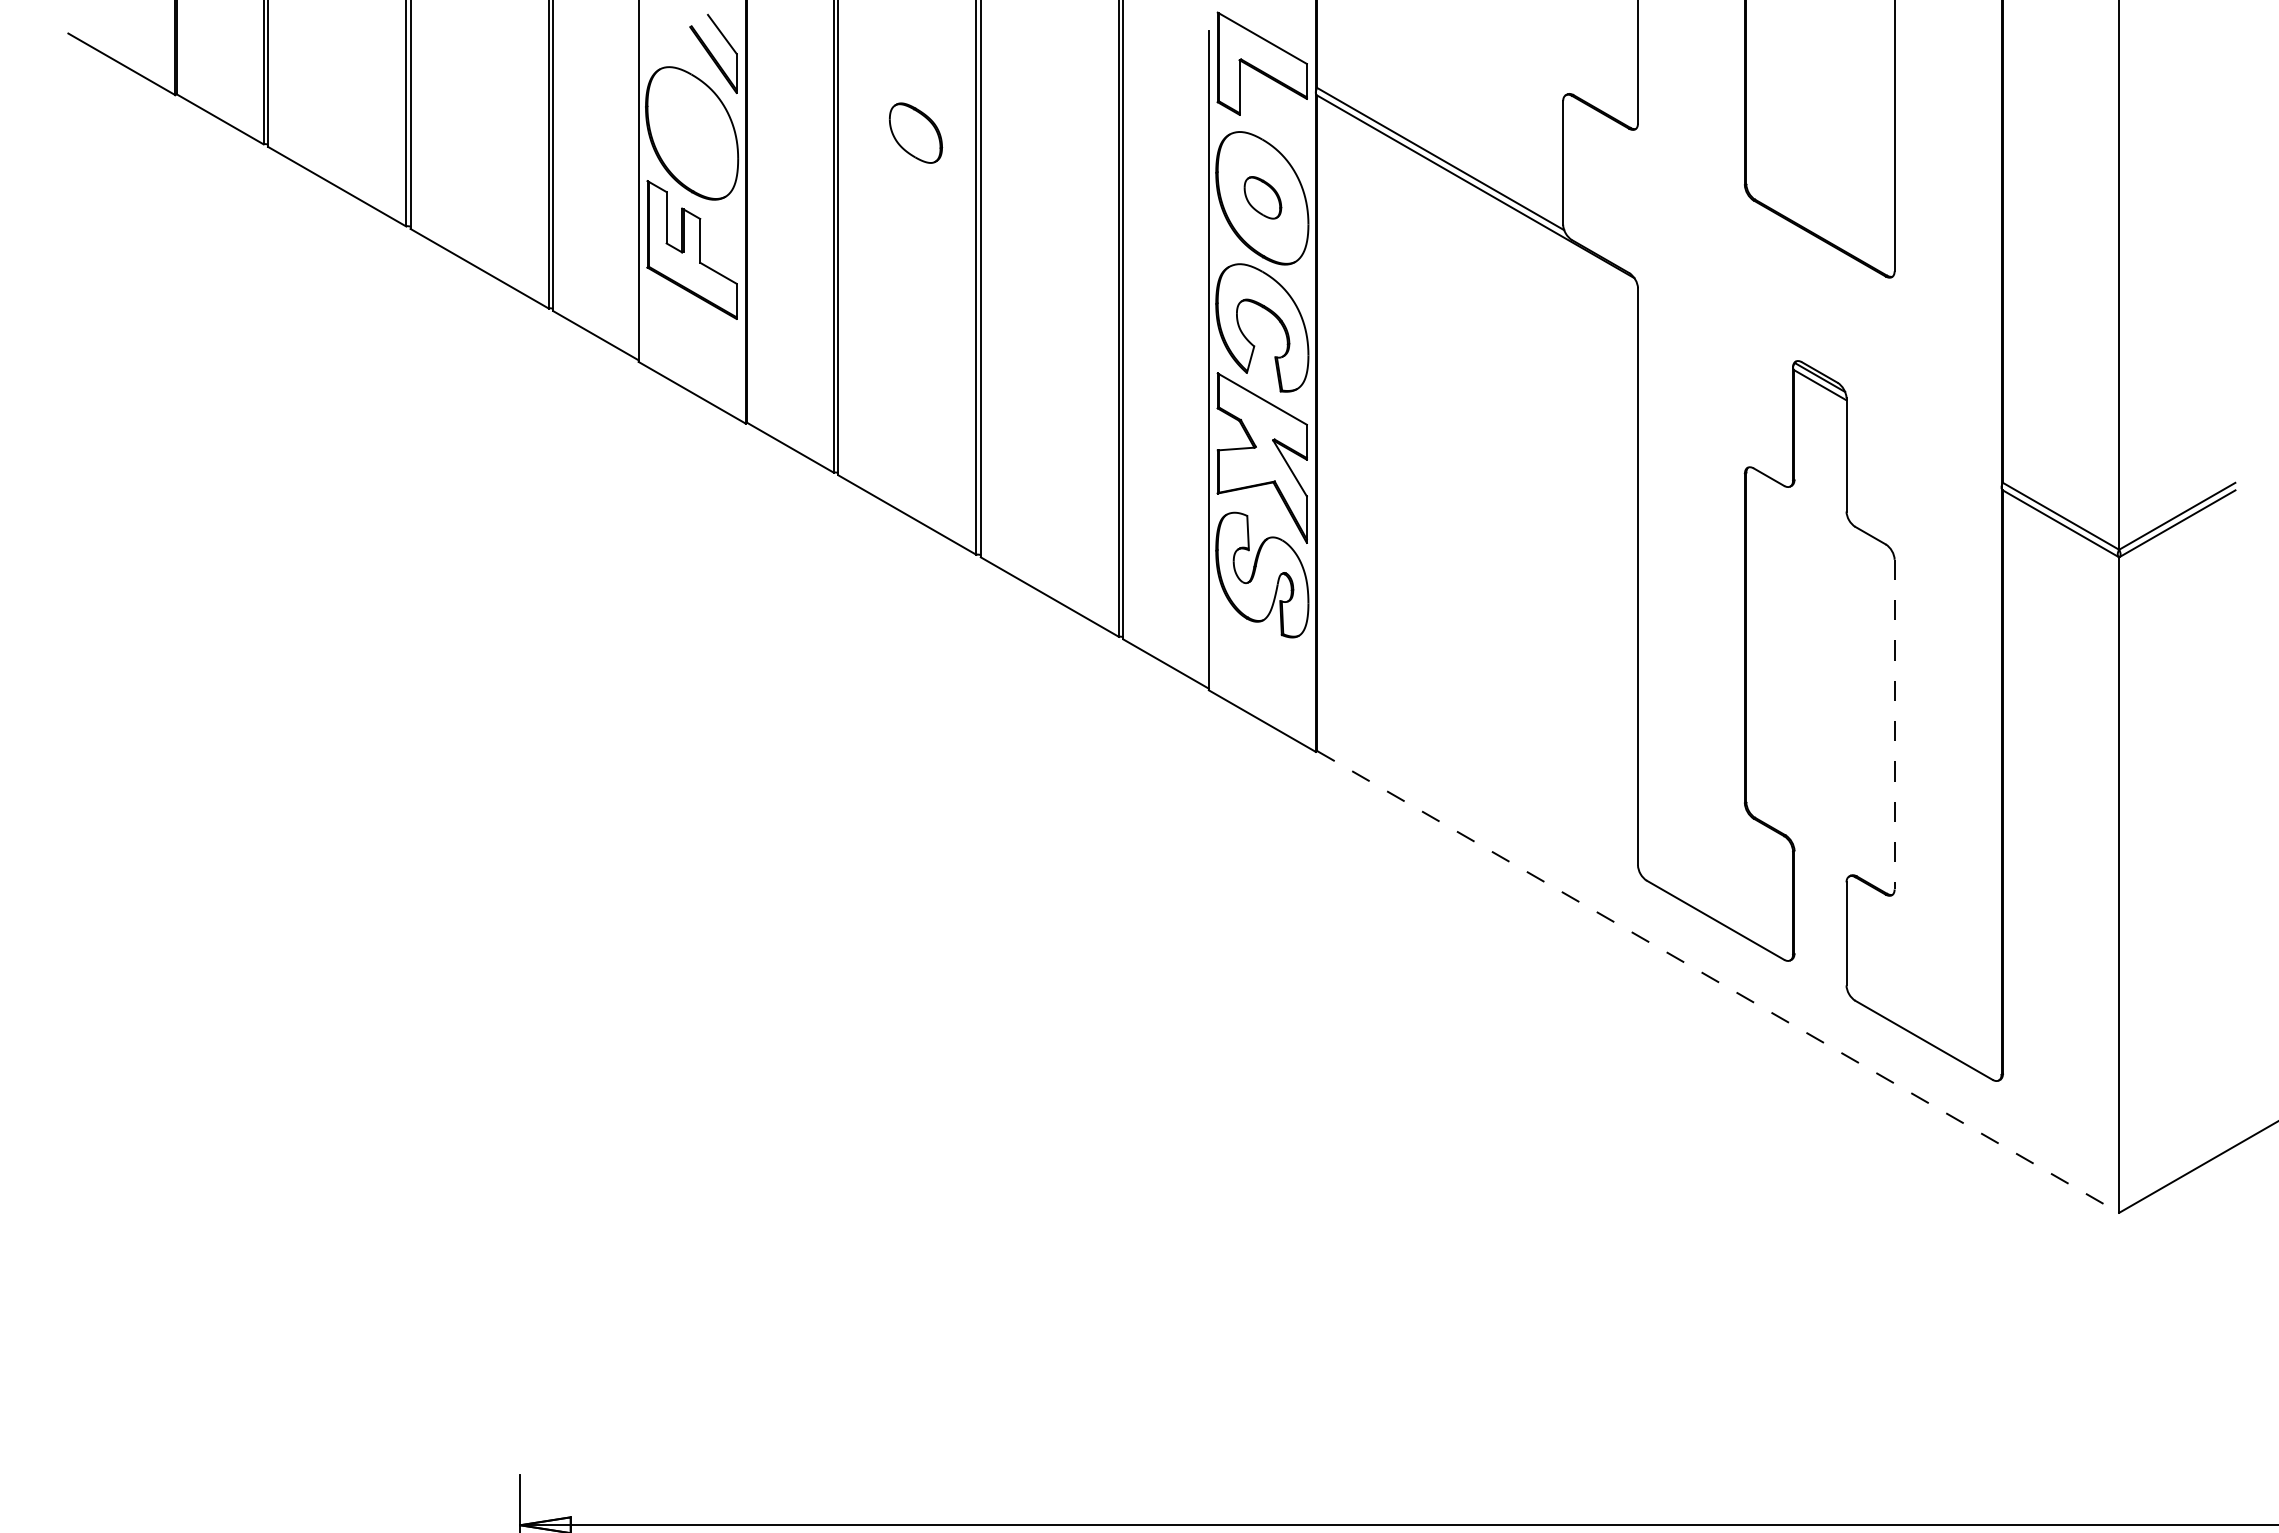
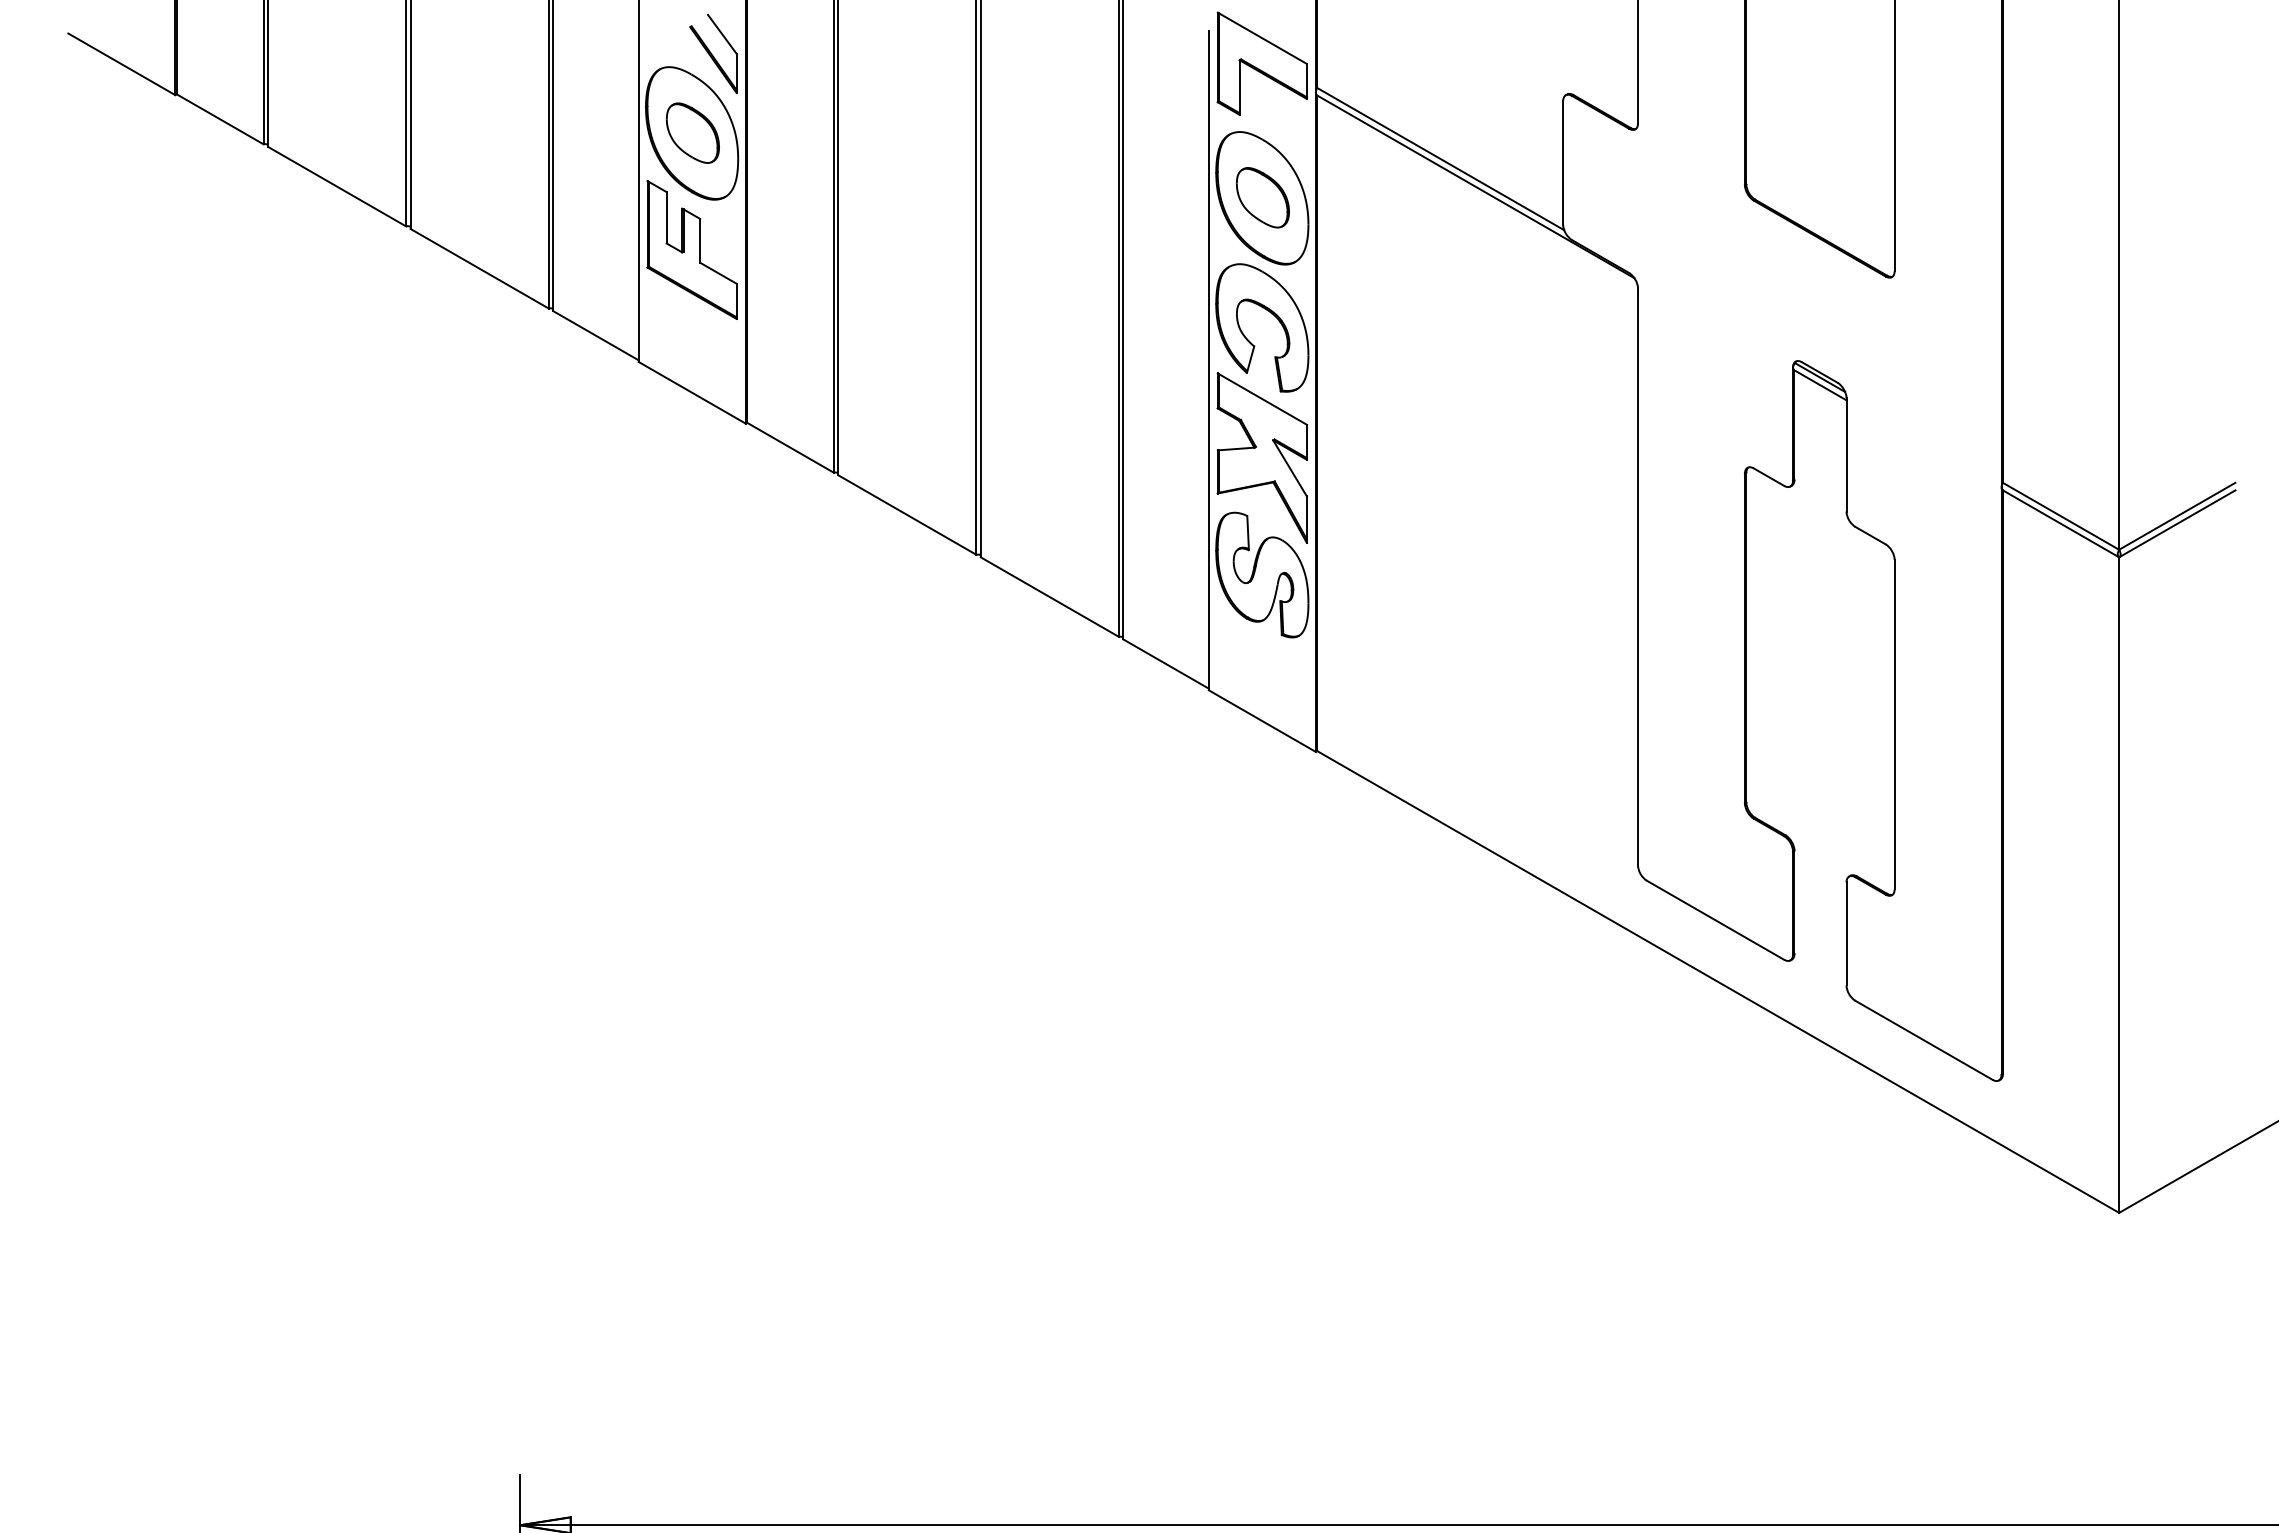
part position: (916, 132) -> (693, 132) (693, 132)
part size: 40x44 px -> 54x62 px (1262, 197)
line: dashed -> solid (1894, 724)
line: dashed -> solid (1718, 981)
